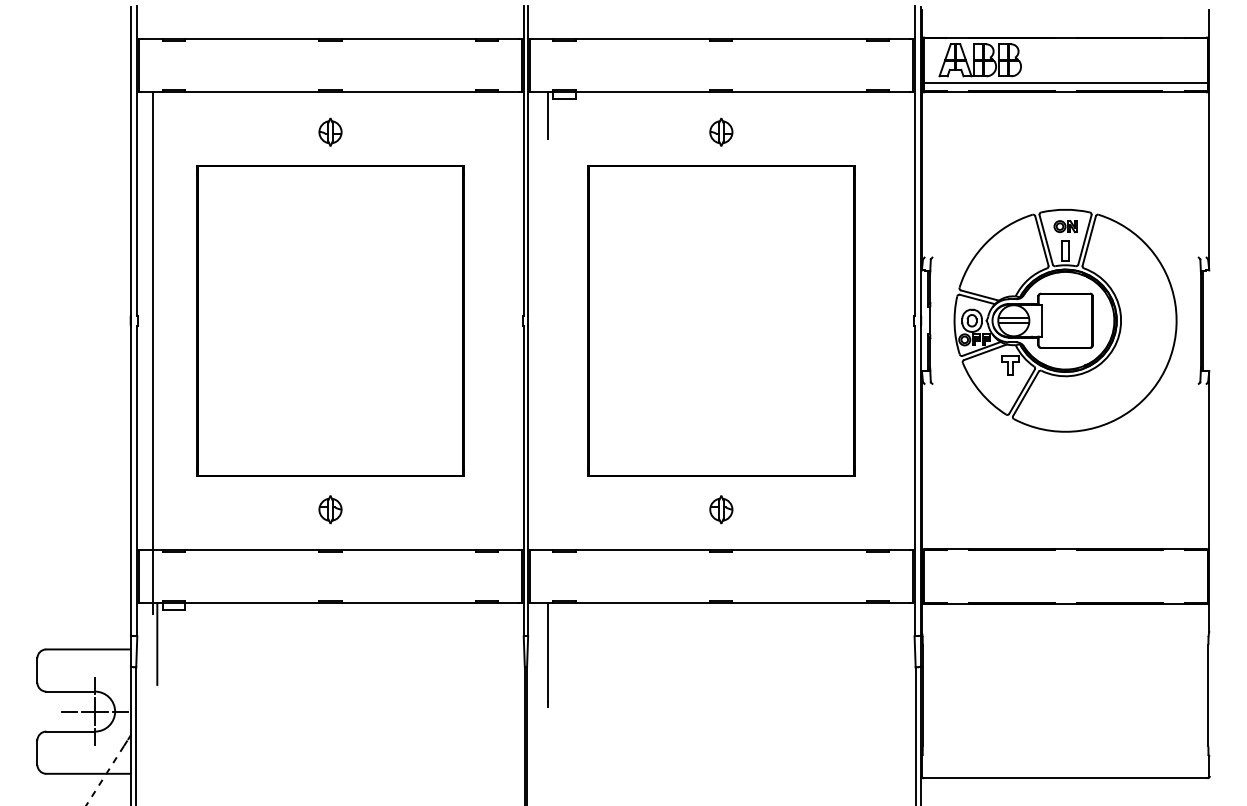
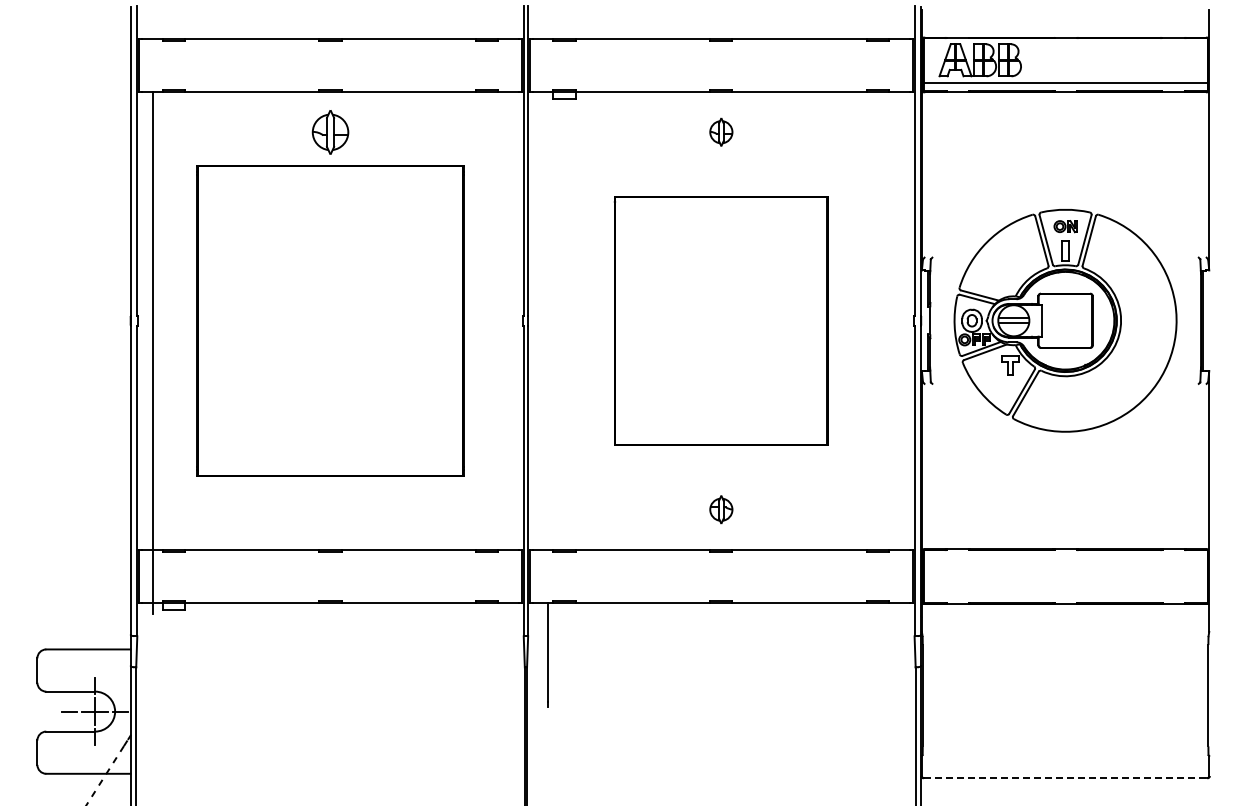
line: present -> none (548, 115)
part size: 25x30 px -> 39x45 px (330, 132)
part size: 269x312 px -> 216x250 px (720, 320)
part: present -> none (330, 509)
line: present -> none (157, 643)
line: solid -> dashed (1066, 778)
